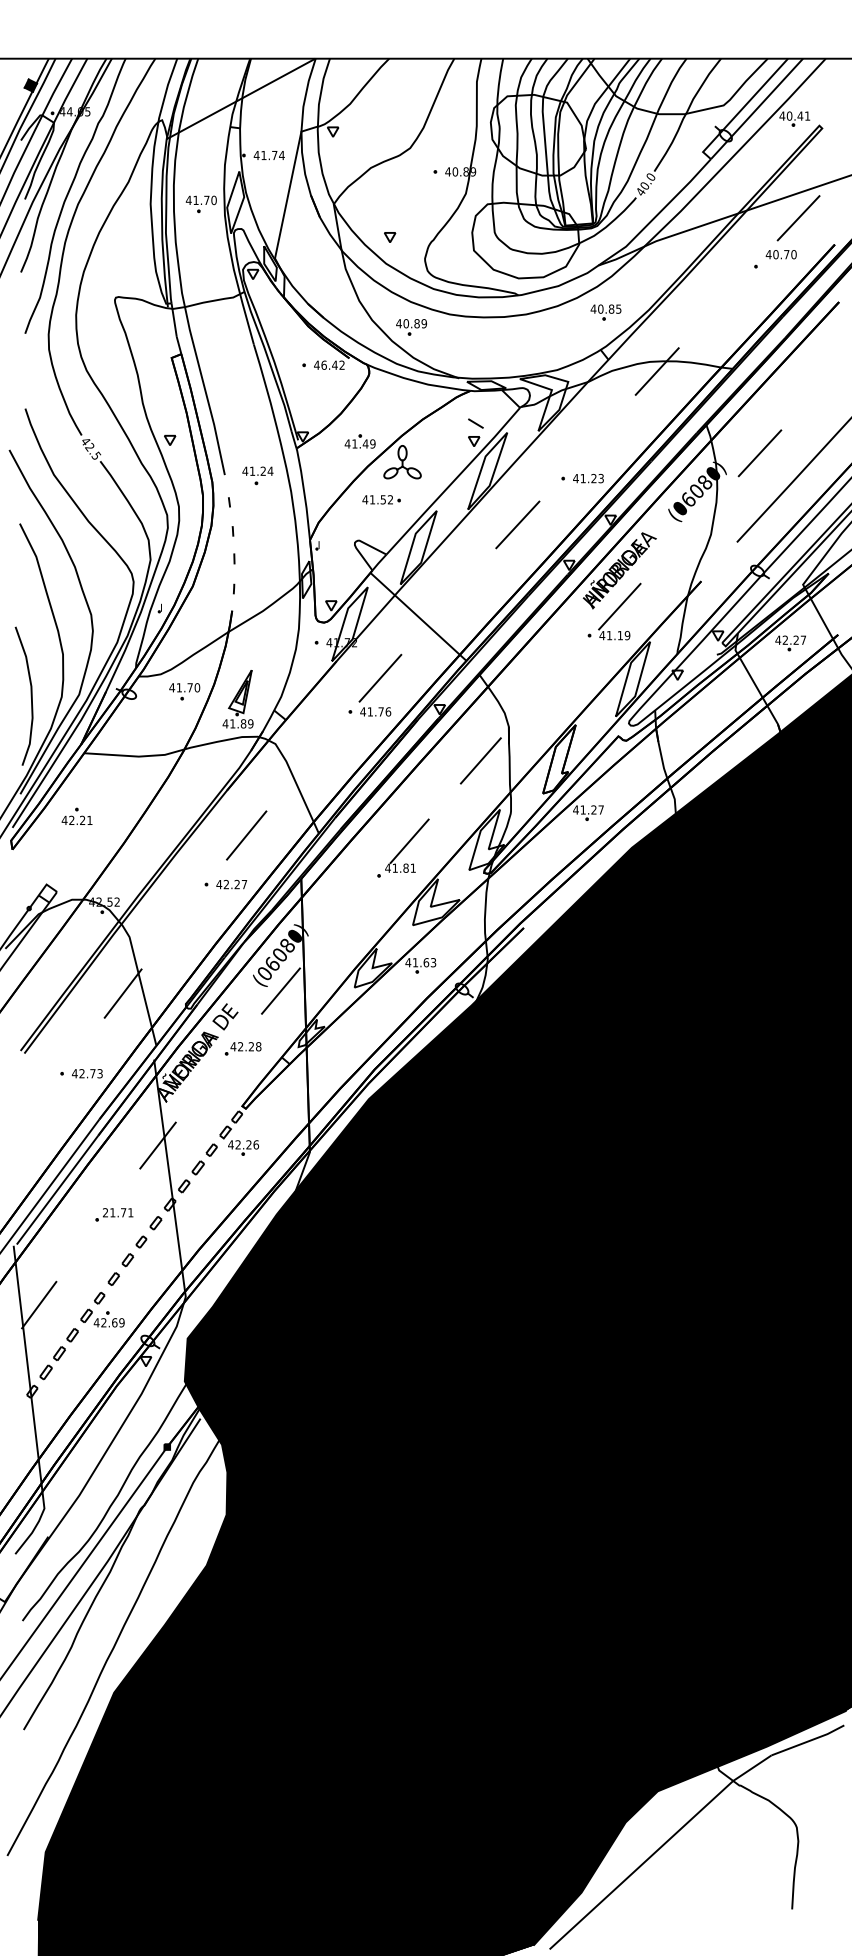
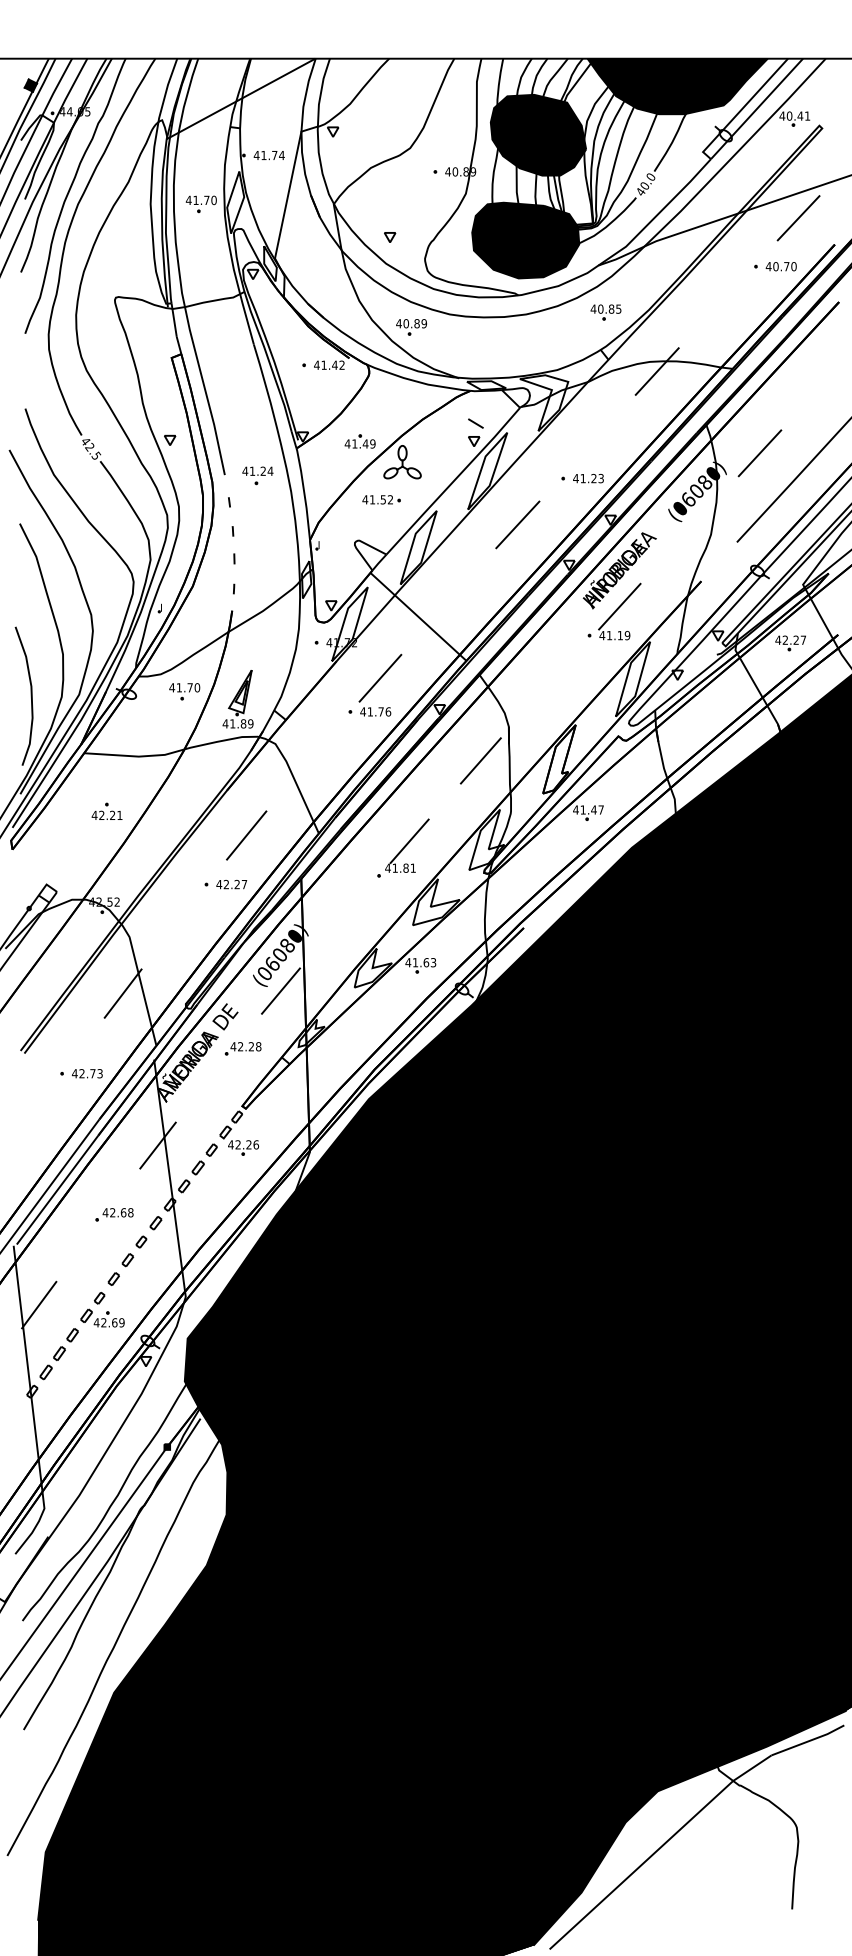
fill: none -> present (677, 86)
fill: none -> present (538, 134)
fill: none -> present (525, 240)
text position: (780, 254) -> (780, 266) (780, 266)
text: 46.42 -> 41.42 (323, 364)
text: 41.27 -> 41.47 (593, 809)
part position: (76, 815) -> (106, 810) (106, 810)
text: 21.71 -> 42.68 (117, 1212)
